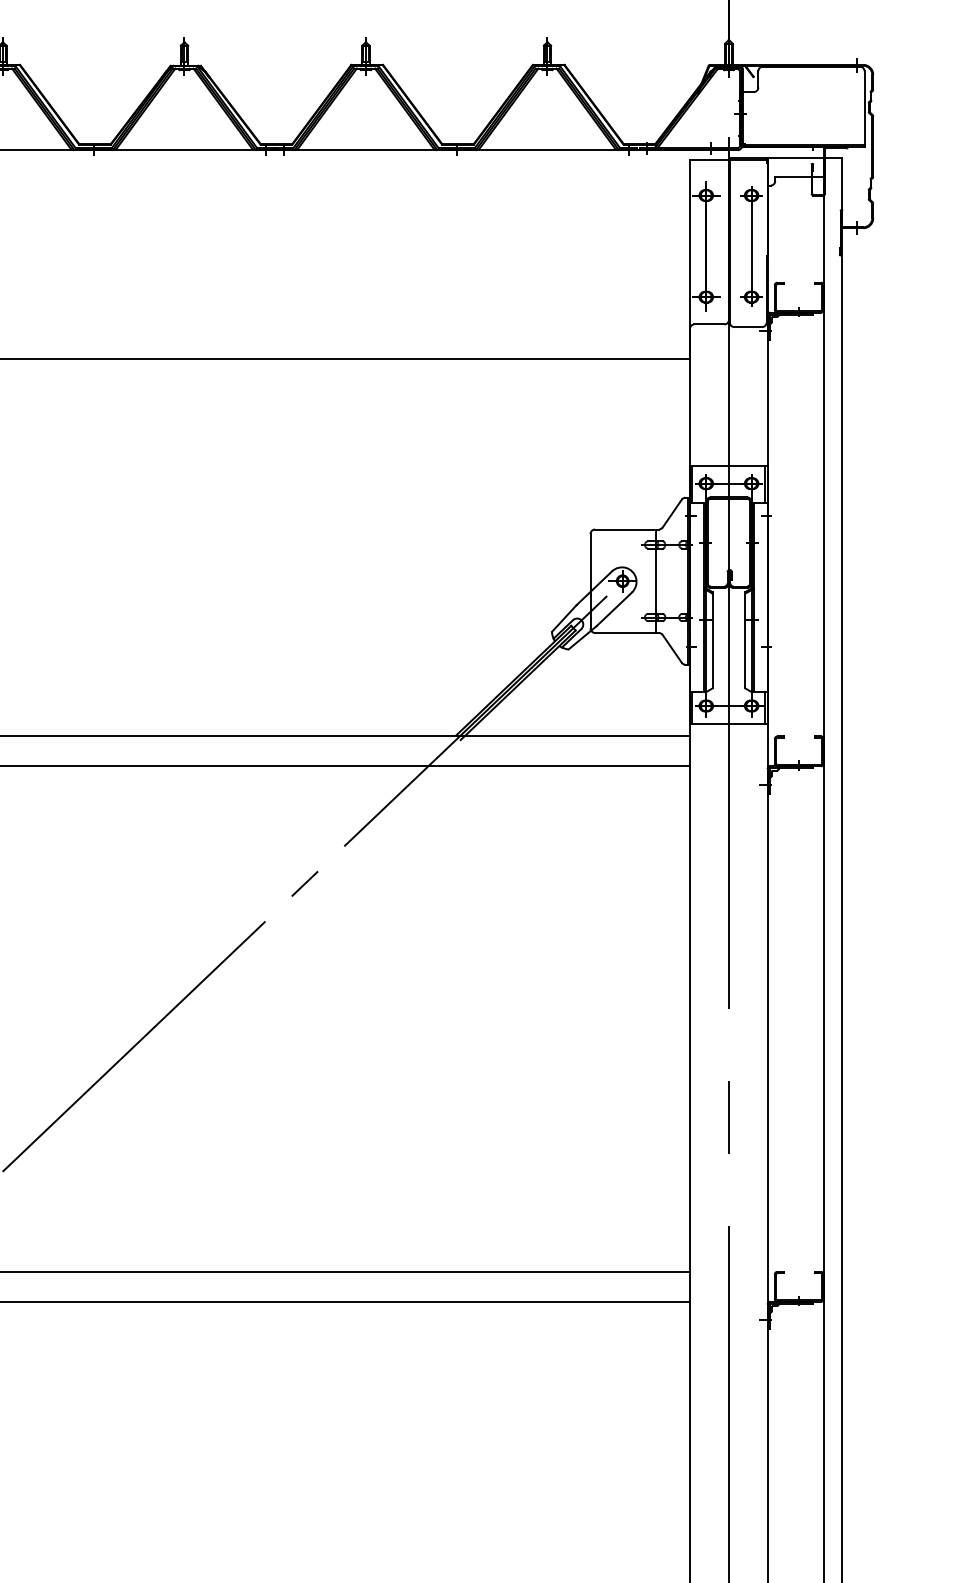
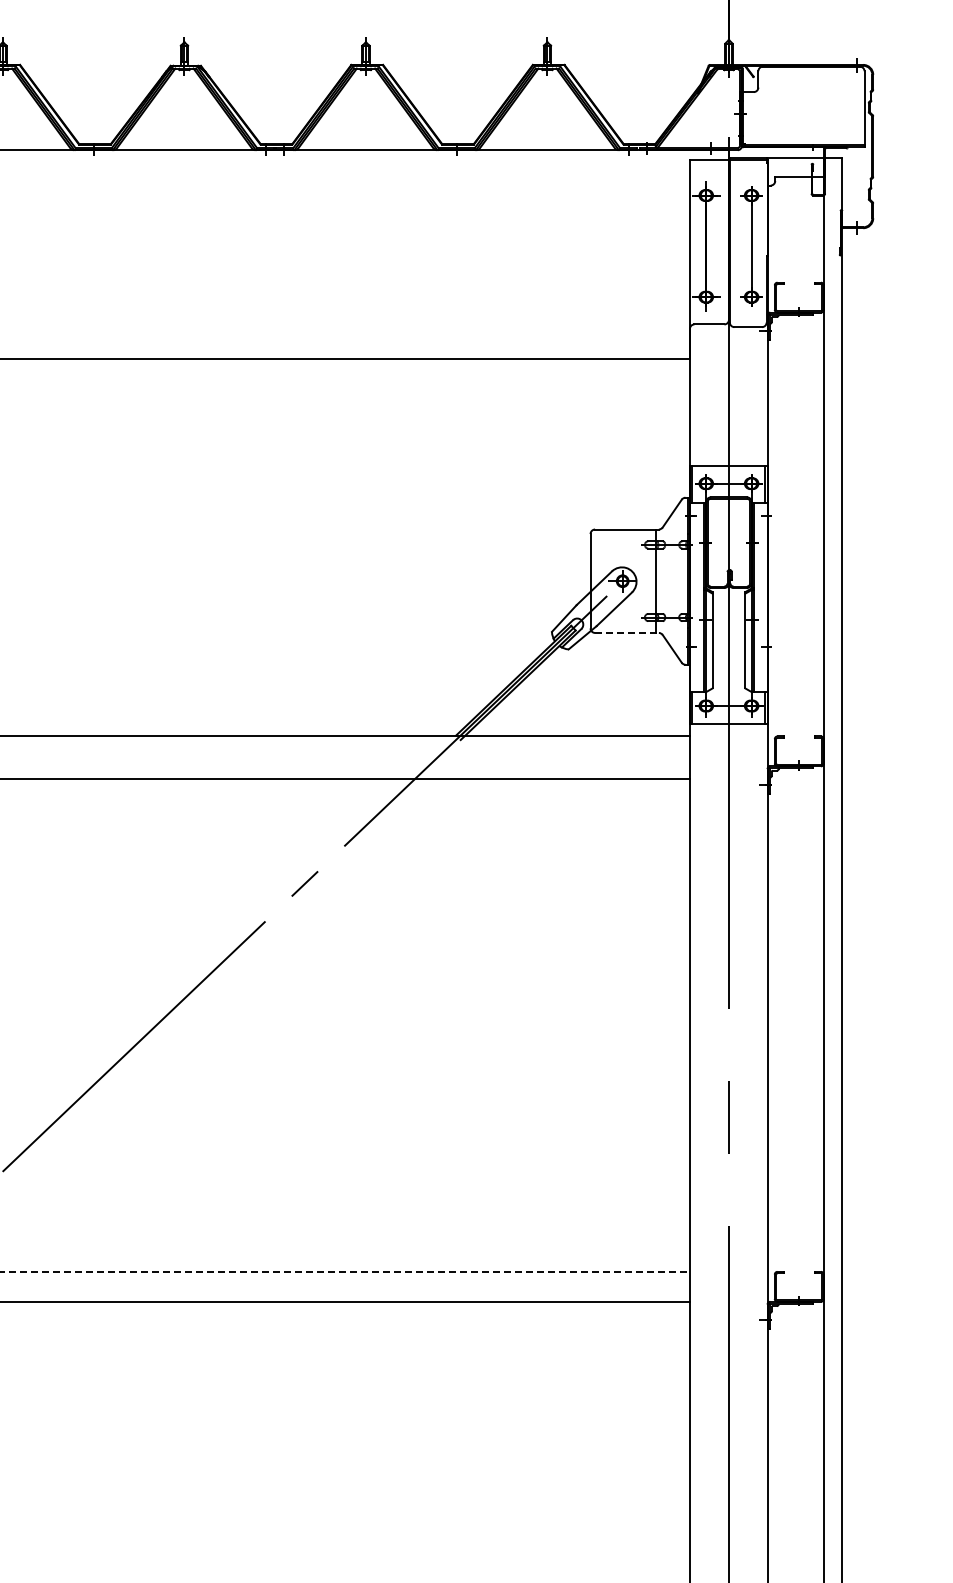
line: solid -> dashed (627, 632)
line position: (346, 766) -> (346, 779) (346, 779)
line: solid -> dashed (345, 1271)
